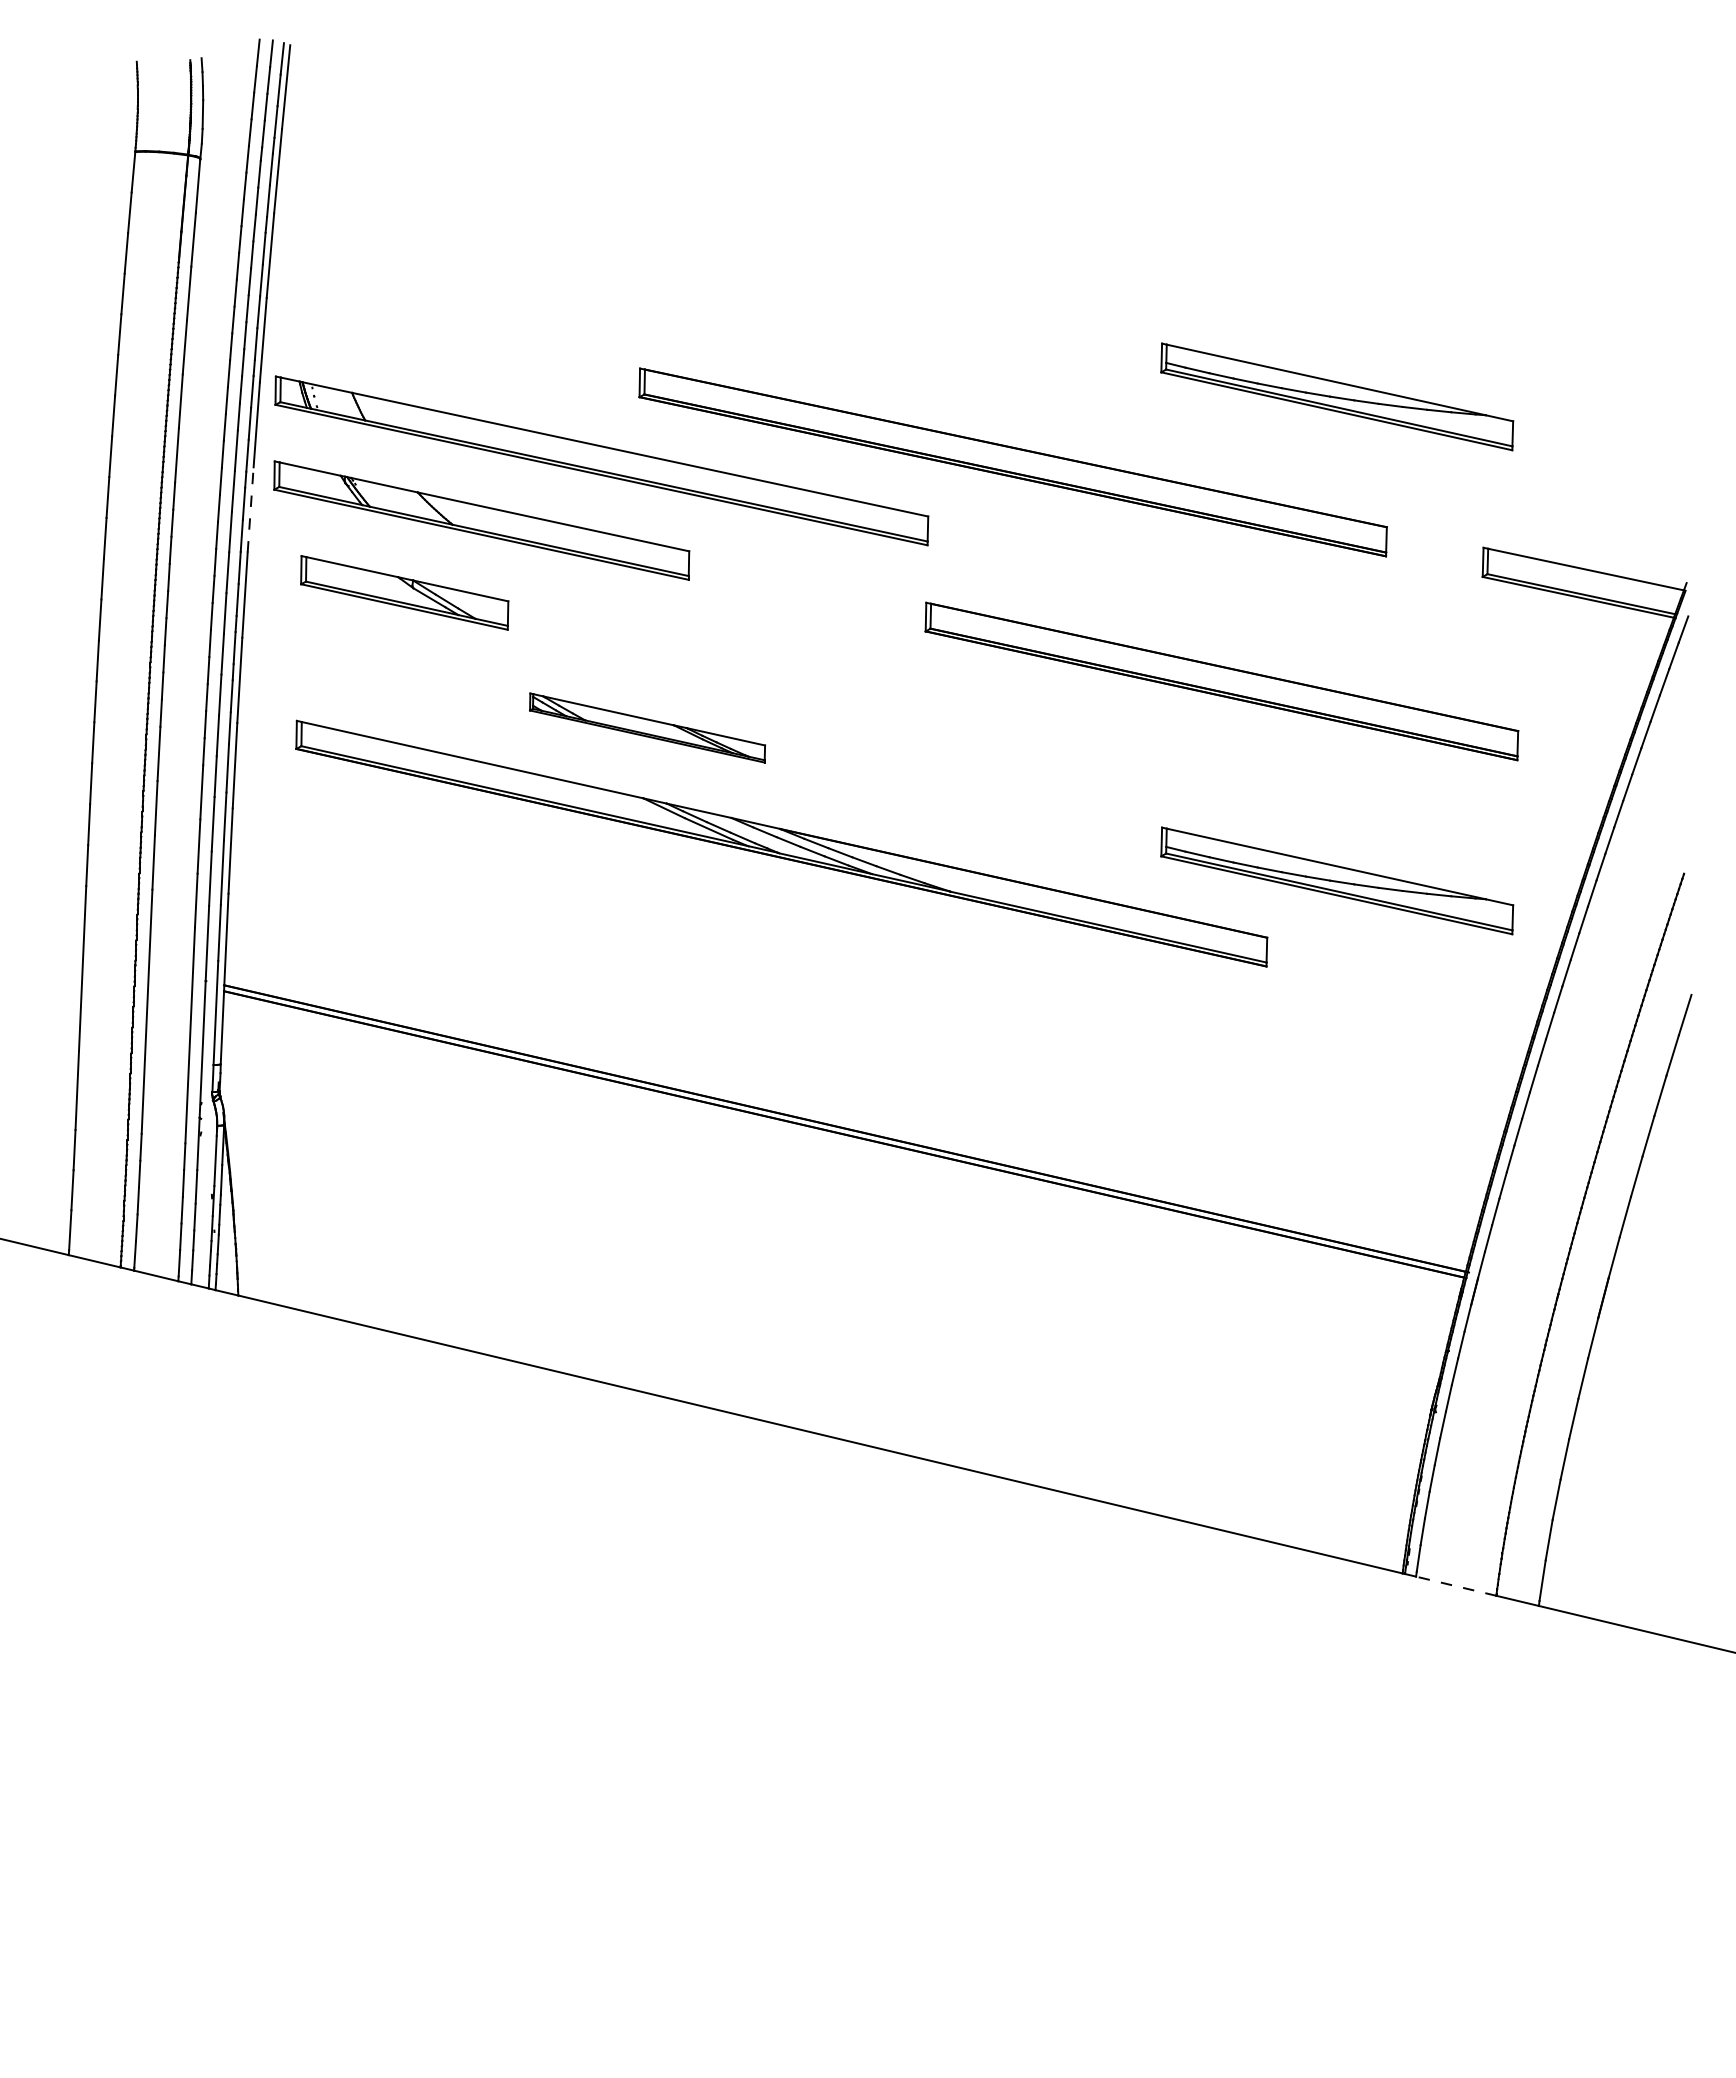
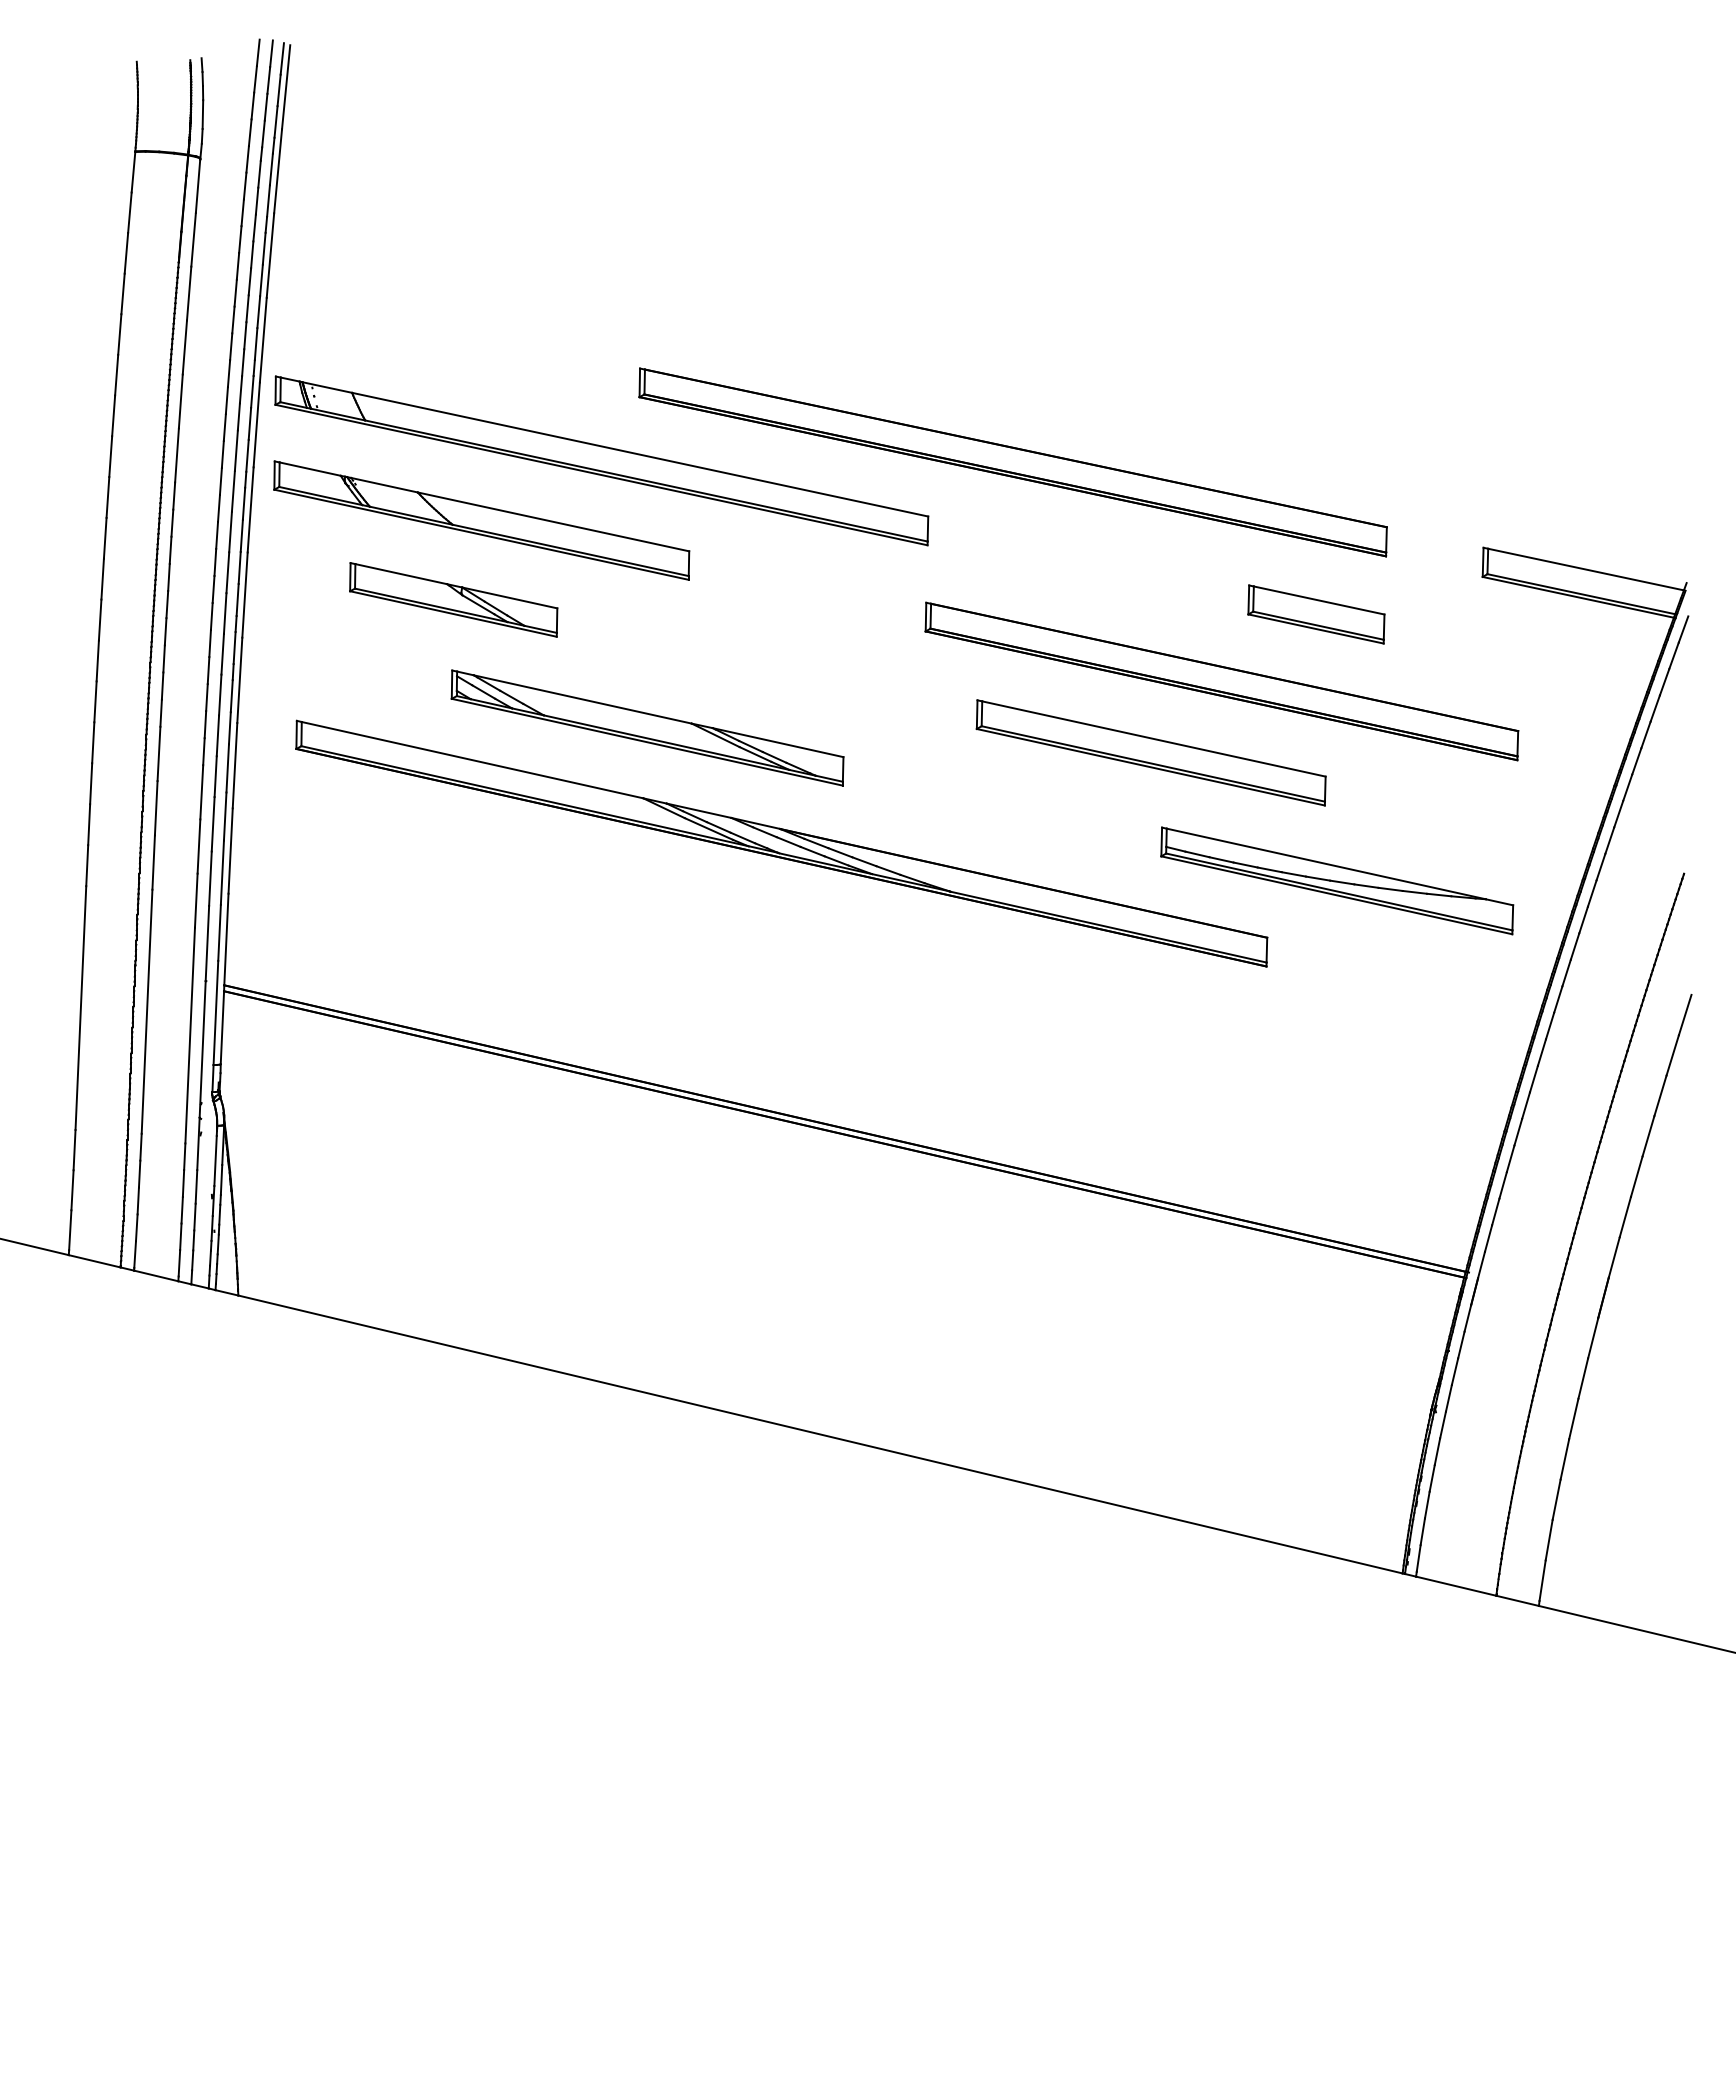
part: present -> none (1337, 396)
line: dashed -> solid (250, 509)
part position: (404, 592) -> (453, 599) (453, 599)
part: none -> present (1316, 614)
part size: 237x72 px -> 395x118 px (647, 727)
part: none -> present (1150, 752)
line: dashed -> solid (1455, 1586)
